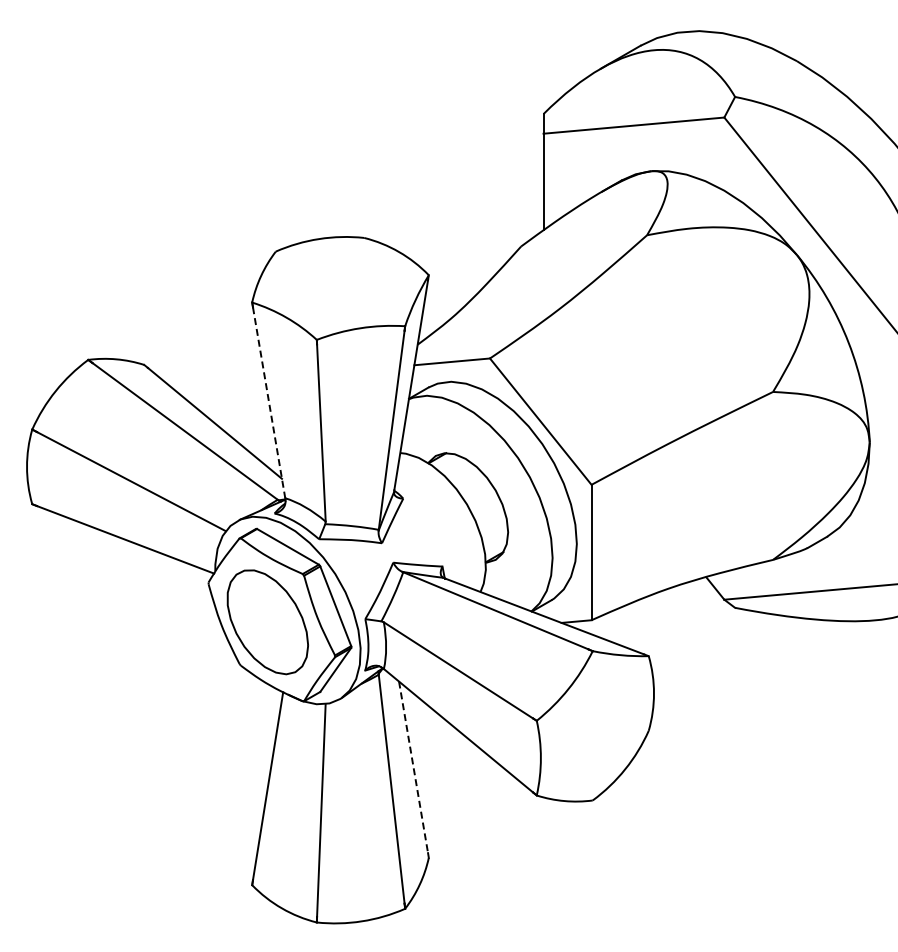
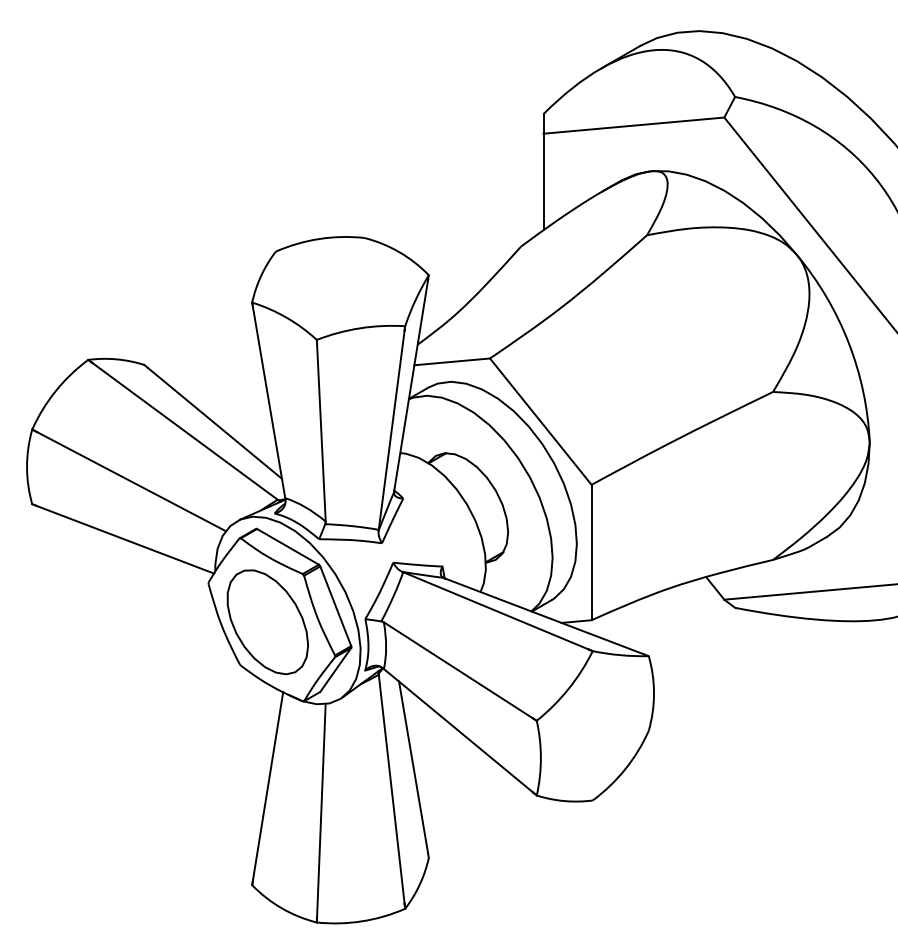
line: dashed -> solid (269, 402)
line: dashed -> solid (413, 767)
